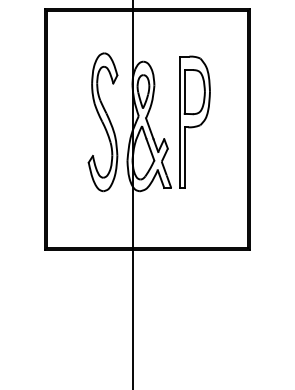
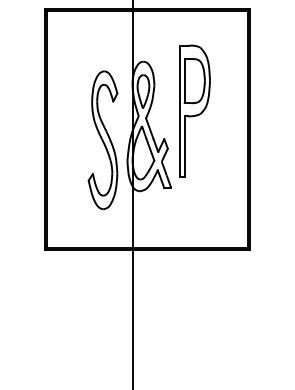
part position: (194, 121) -> (194, 110) (194, 110)
part position: (102, 122) -> (102, 140) (102, 140)
